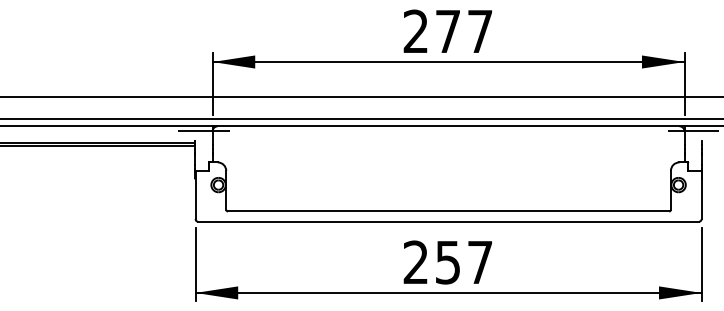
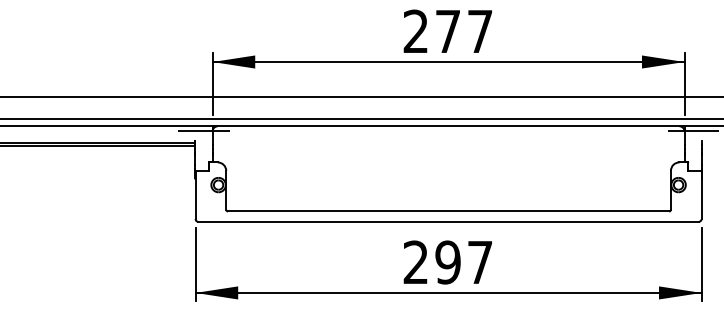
text: 257 -> 297 (447, 262)
